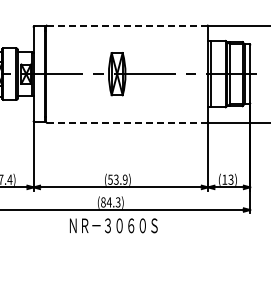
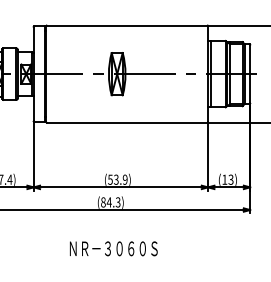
line: dashed -> solid (127, 25)
line: dashed -> solid (127, 122)
text position: (113, 225) -> (113, 248) (113, 248)
